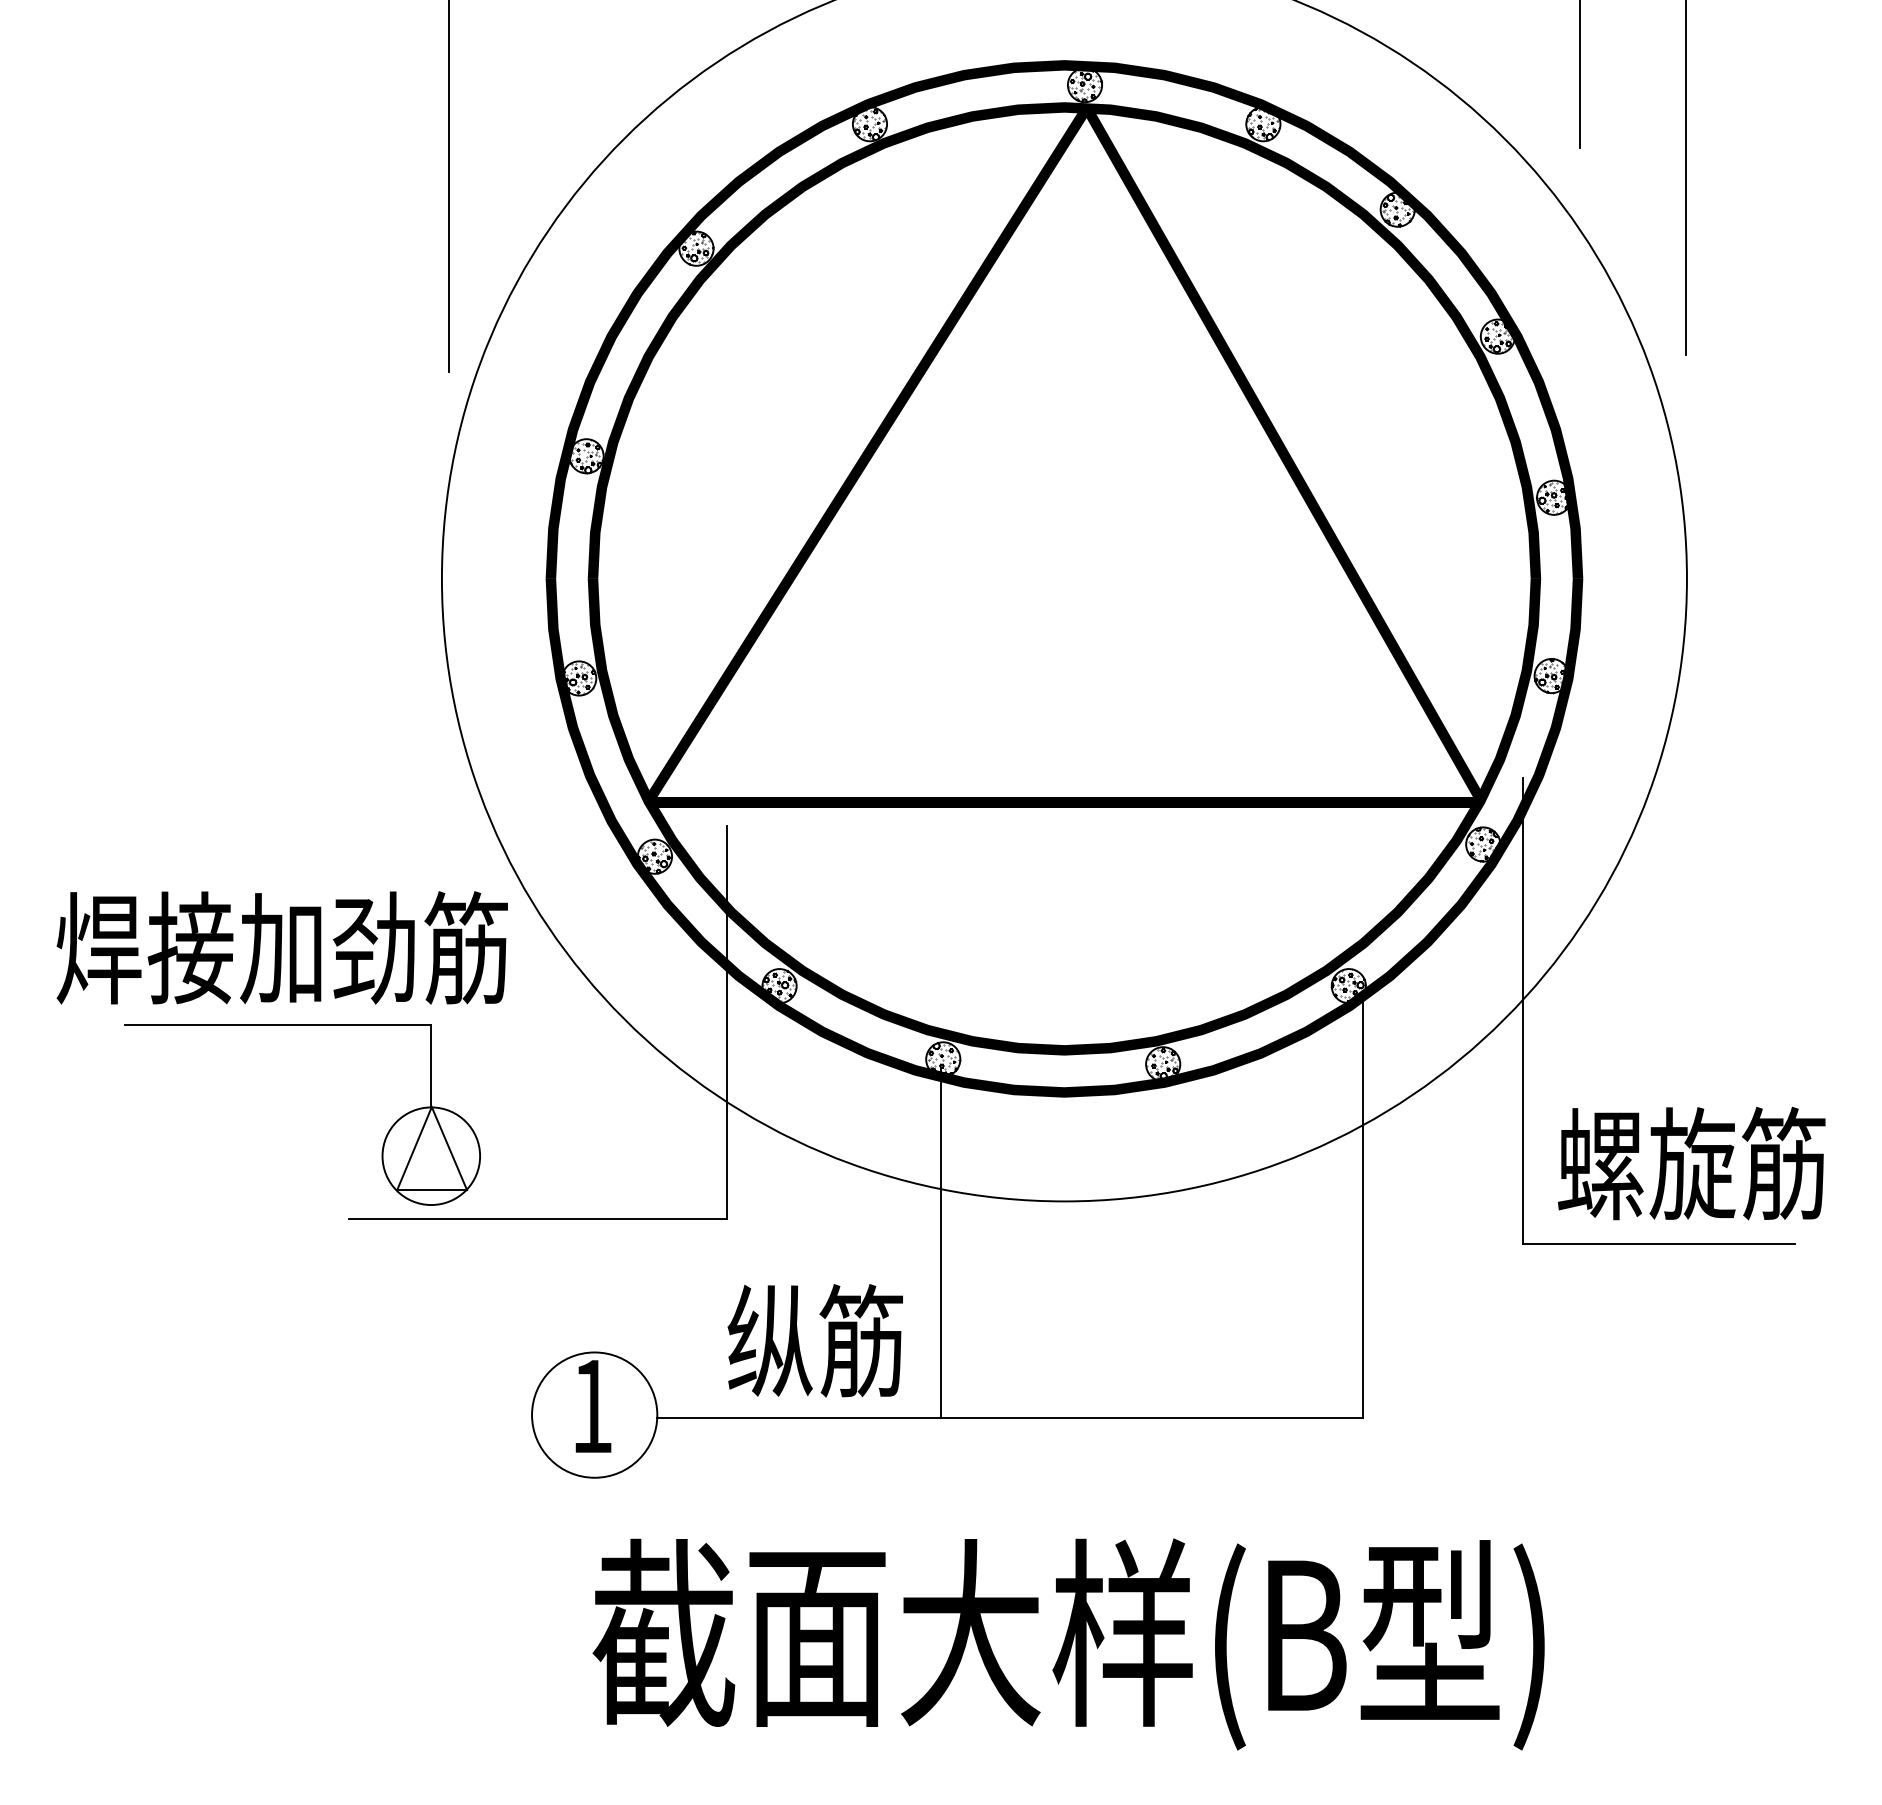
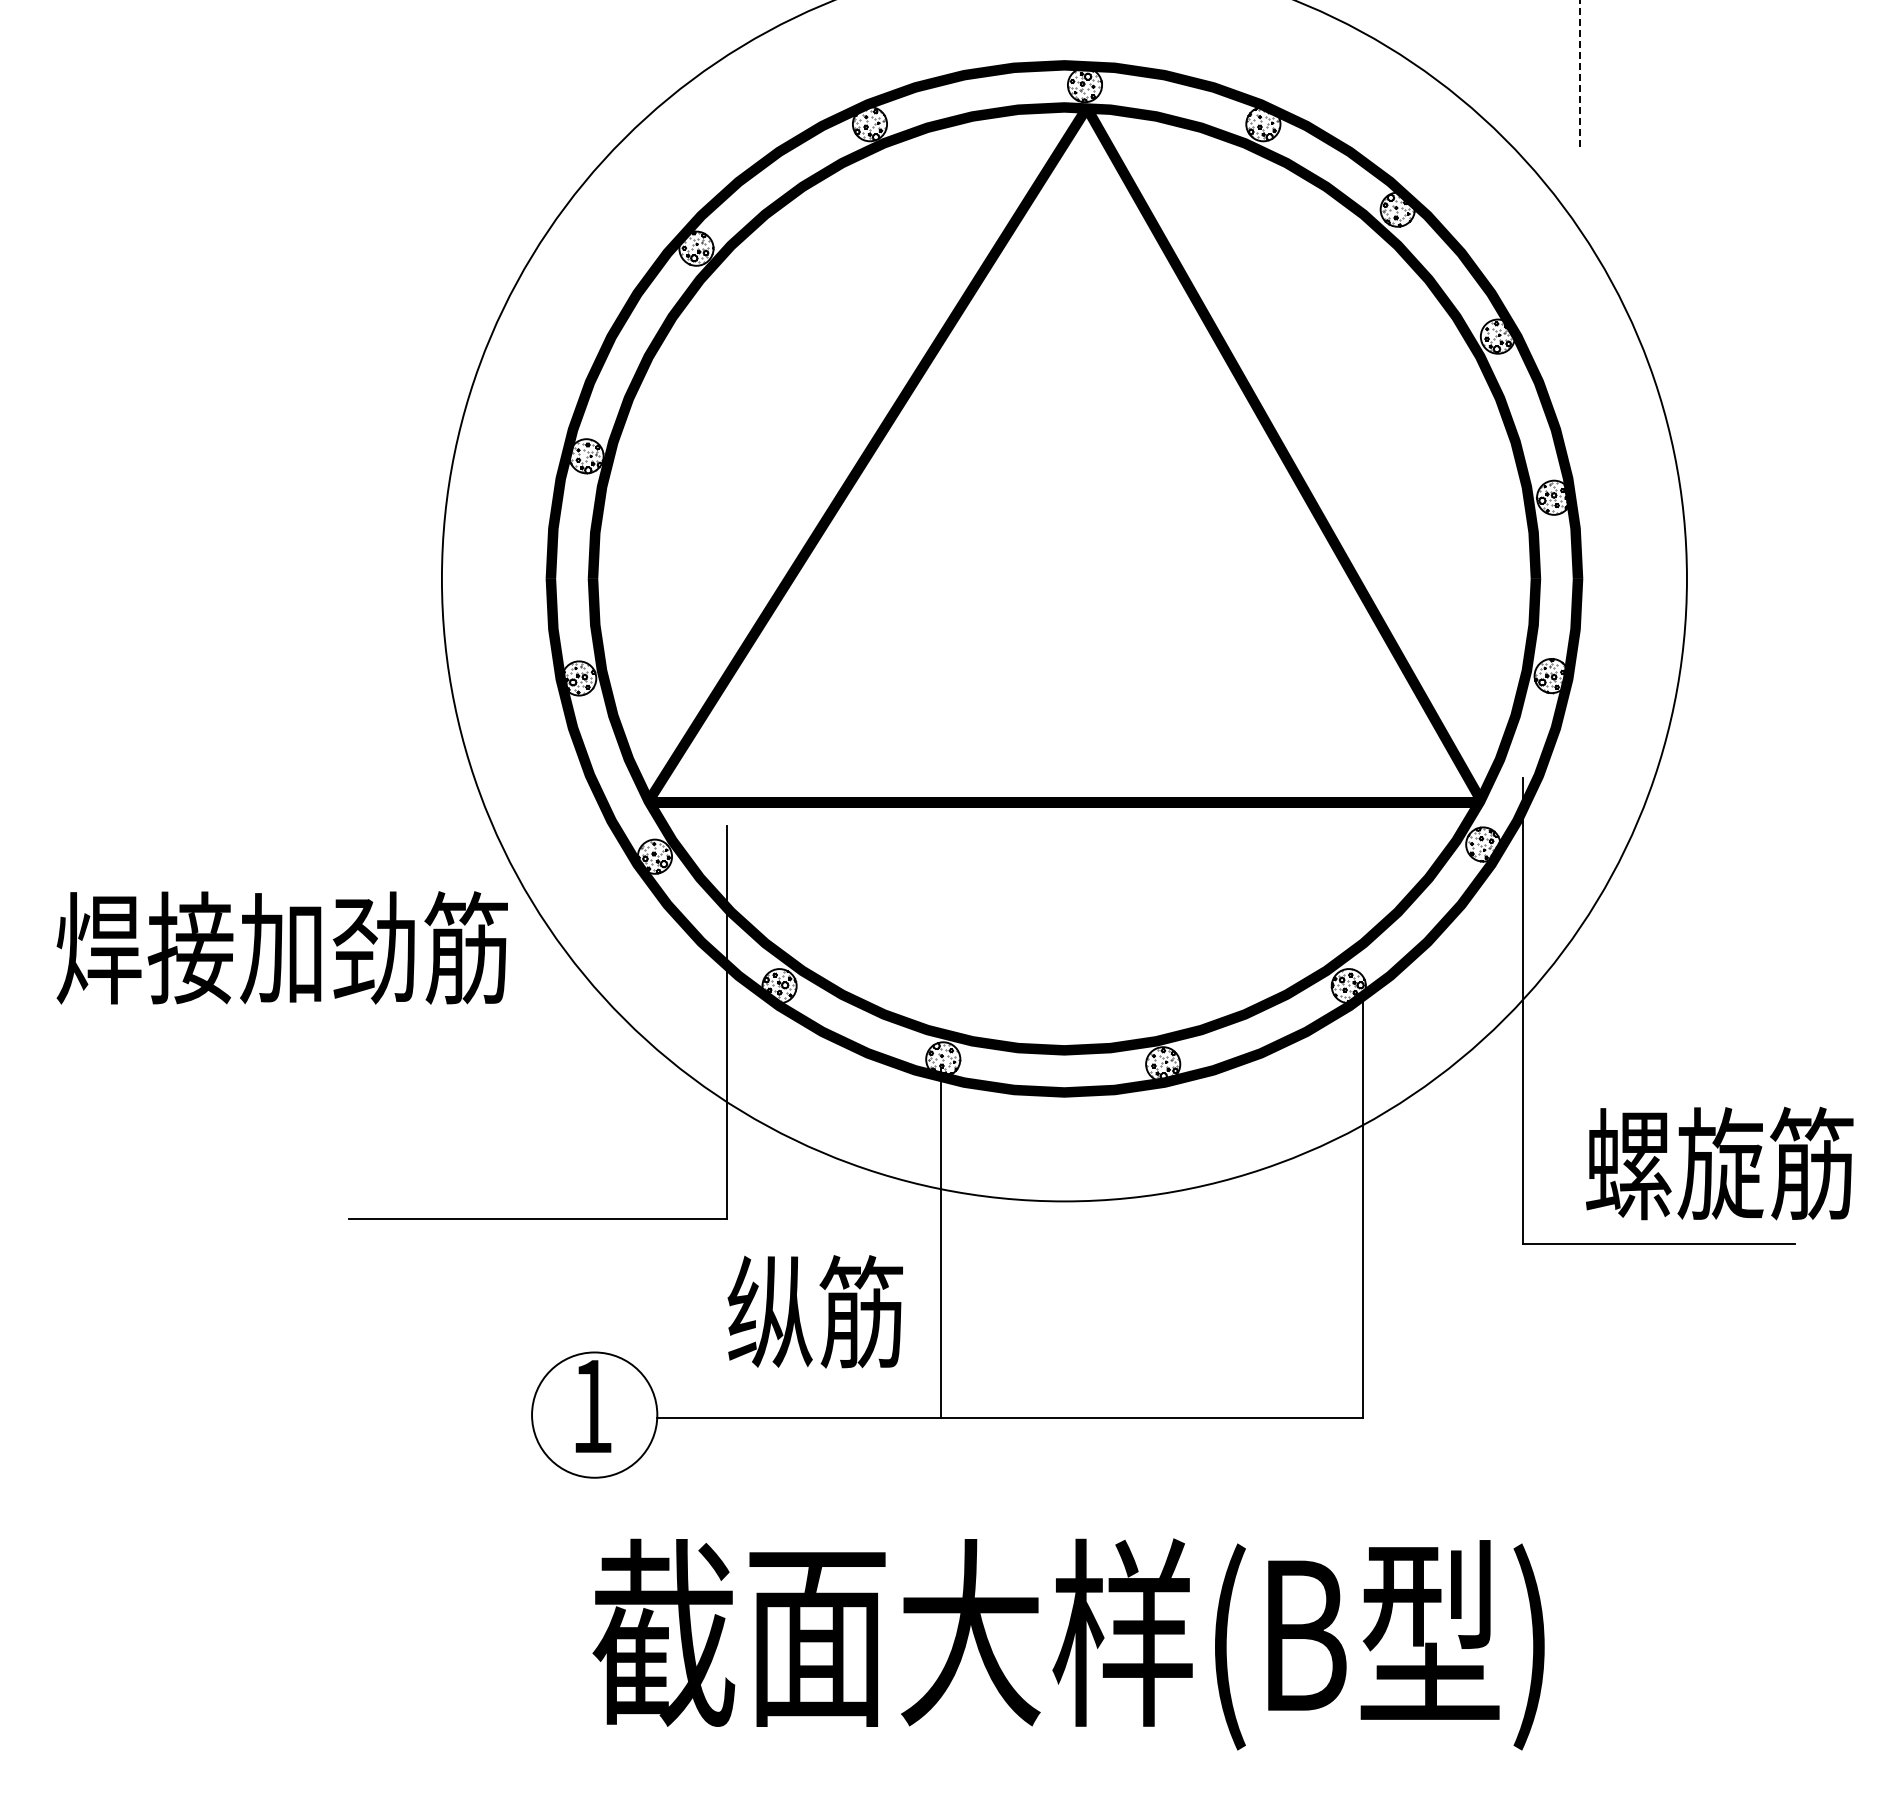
line: solid -> dashed (1580, 74)
line: present -> none (1685, 178)
line: present -> none (449, 187)
part: present -> none (383, 1141)
text position: (1691, 1163) -> (1719, 1163) (1719, 1163)
text position: (814, 1340) -> (814, 1311) (814, 1311)
